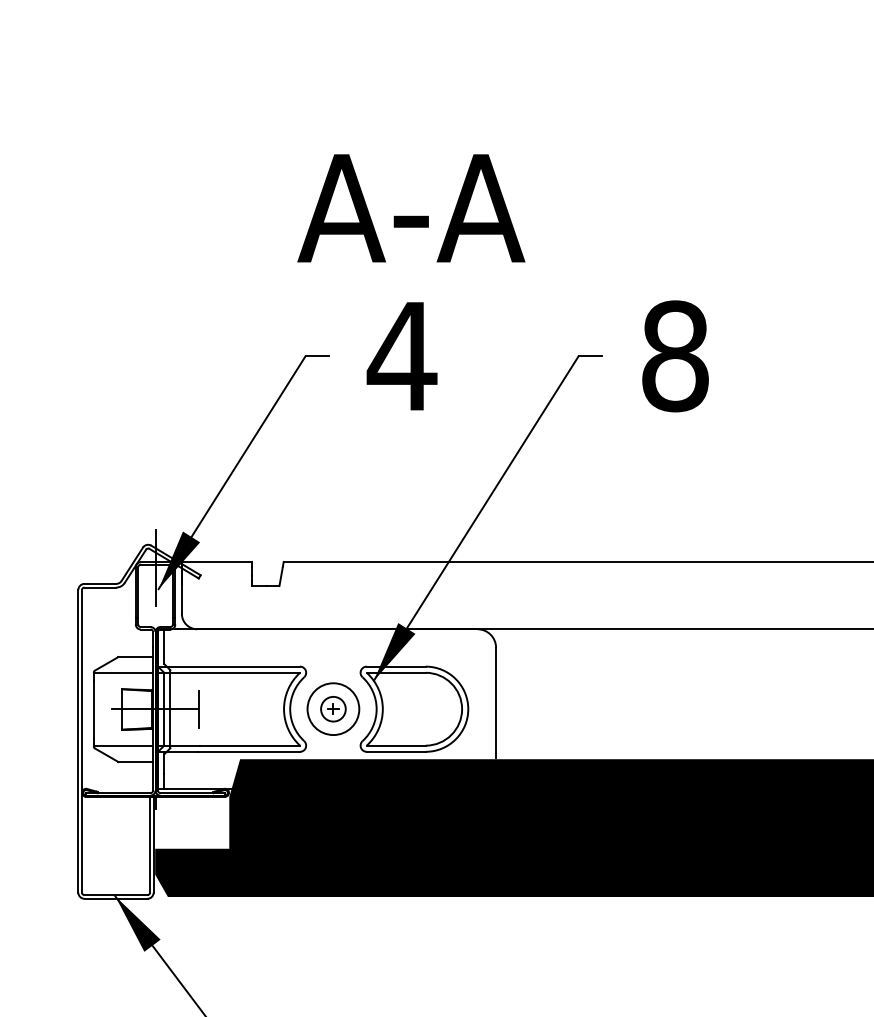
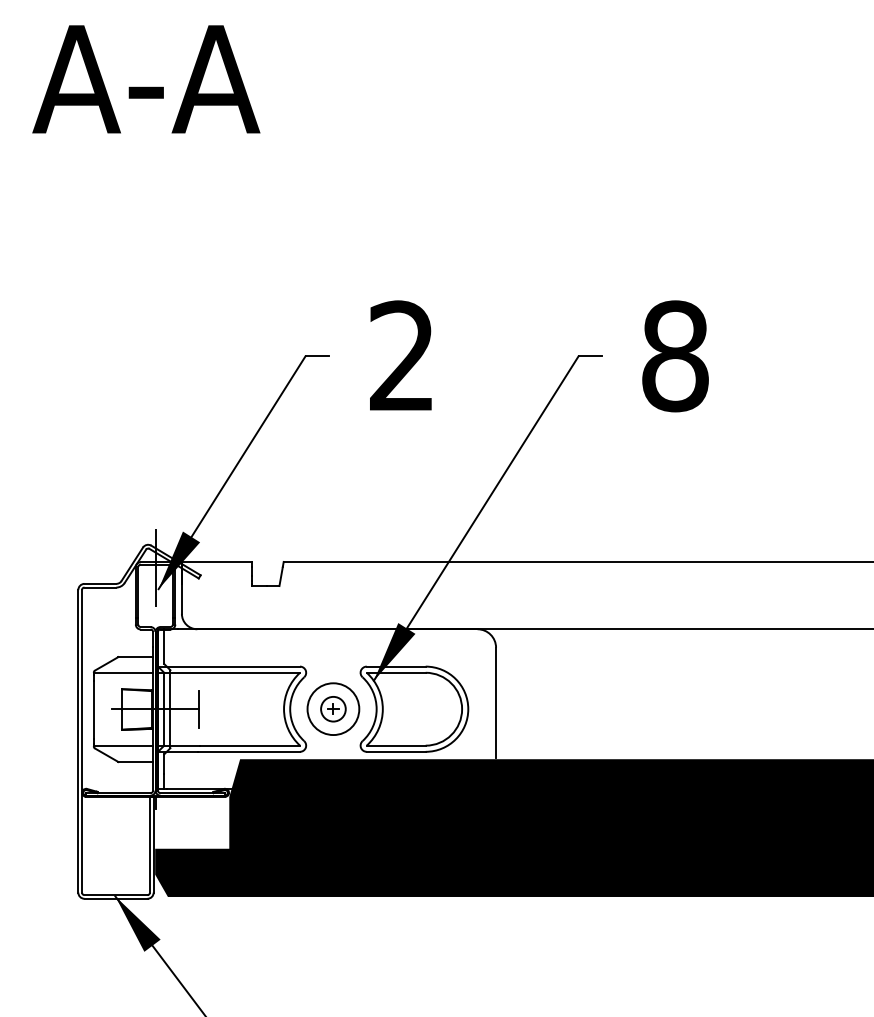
text position: (411, 208) -> (146, 79) (146, 79)
text: 4 -> 2 (401, 355)
